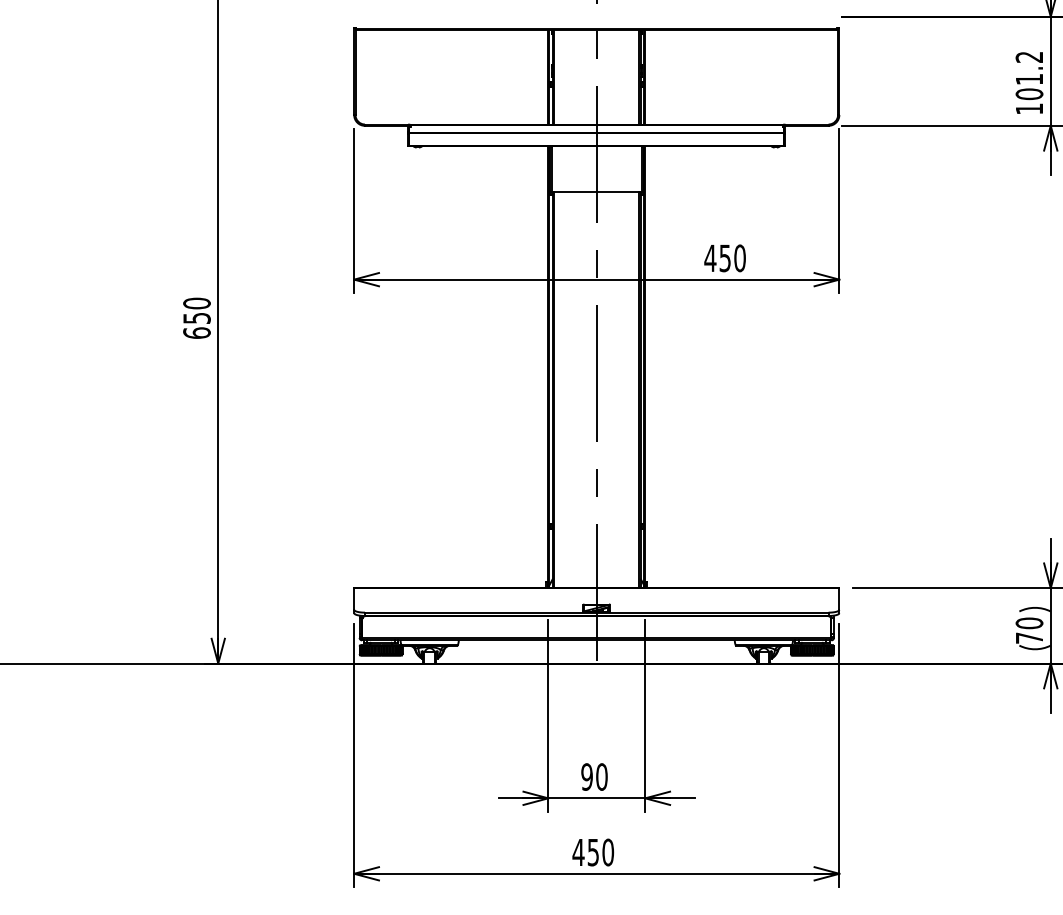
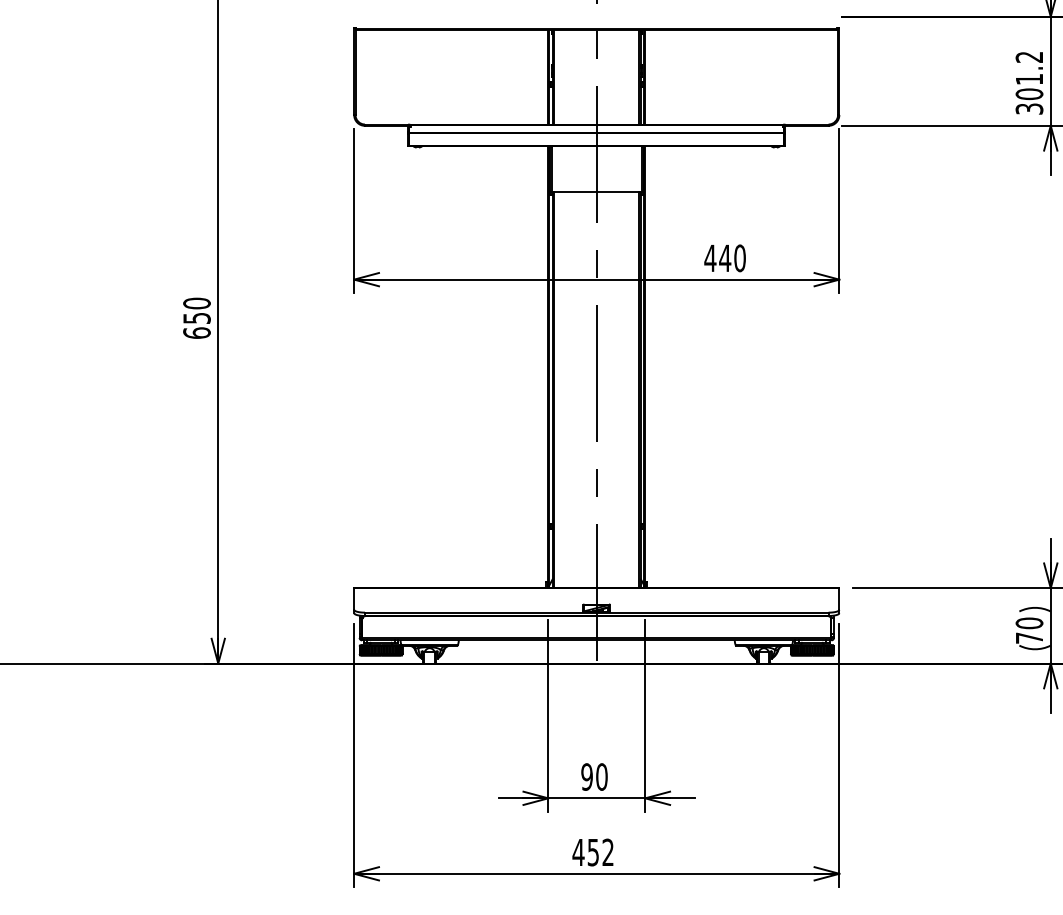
text: 101.2 -> 301.2 (1029, 108)
text: 450 -> 440 (725, 258)
text: 450 -> 452 (608, 852)
